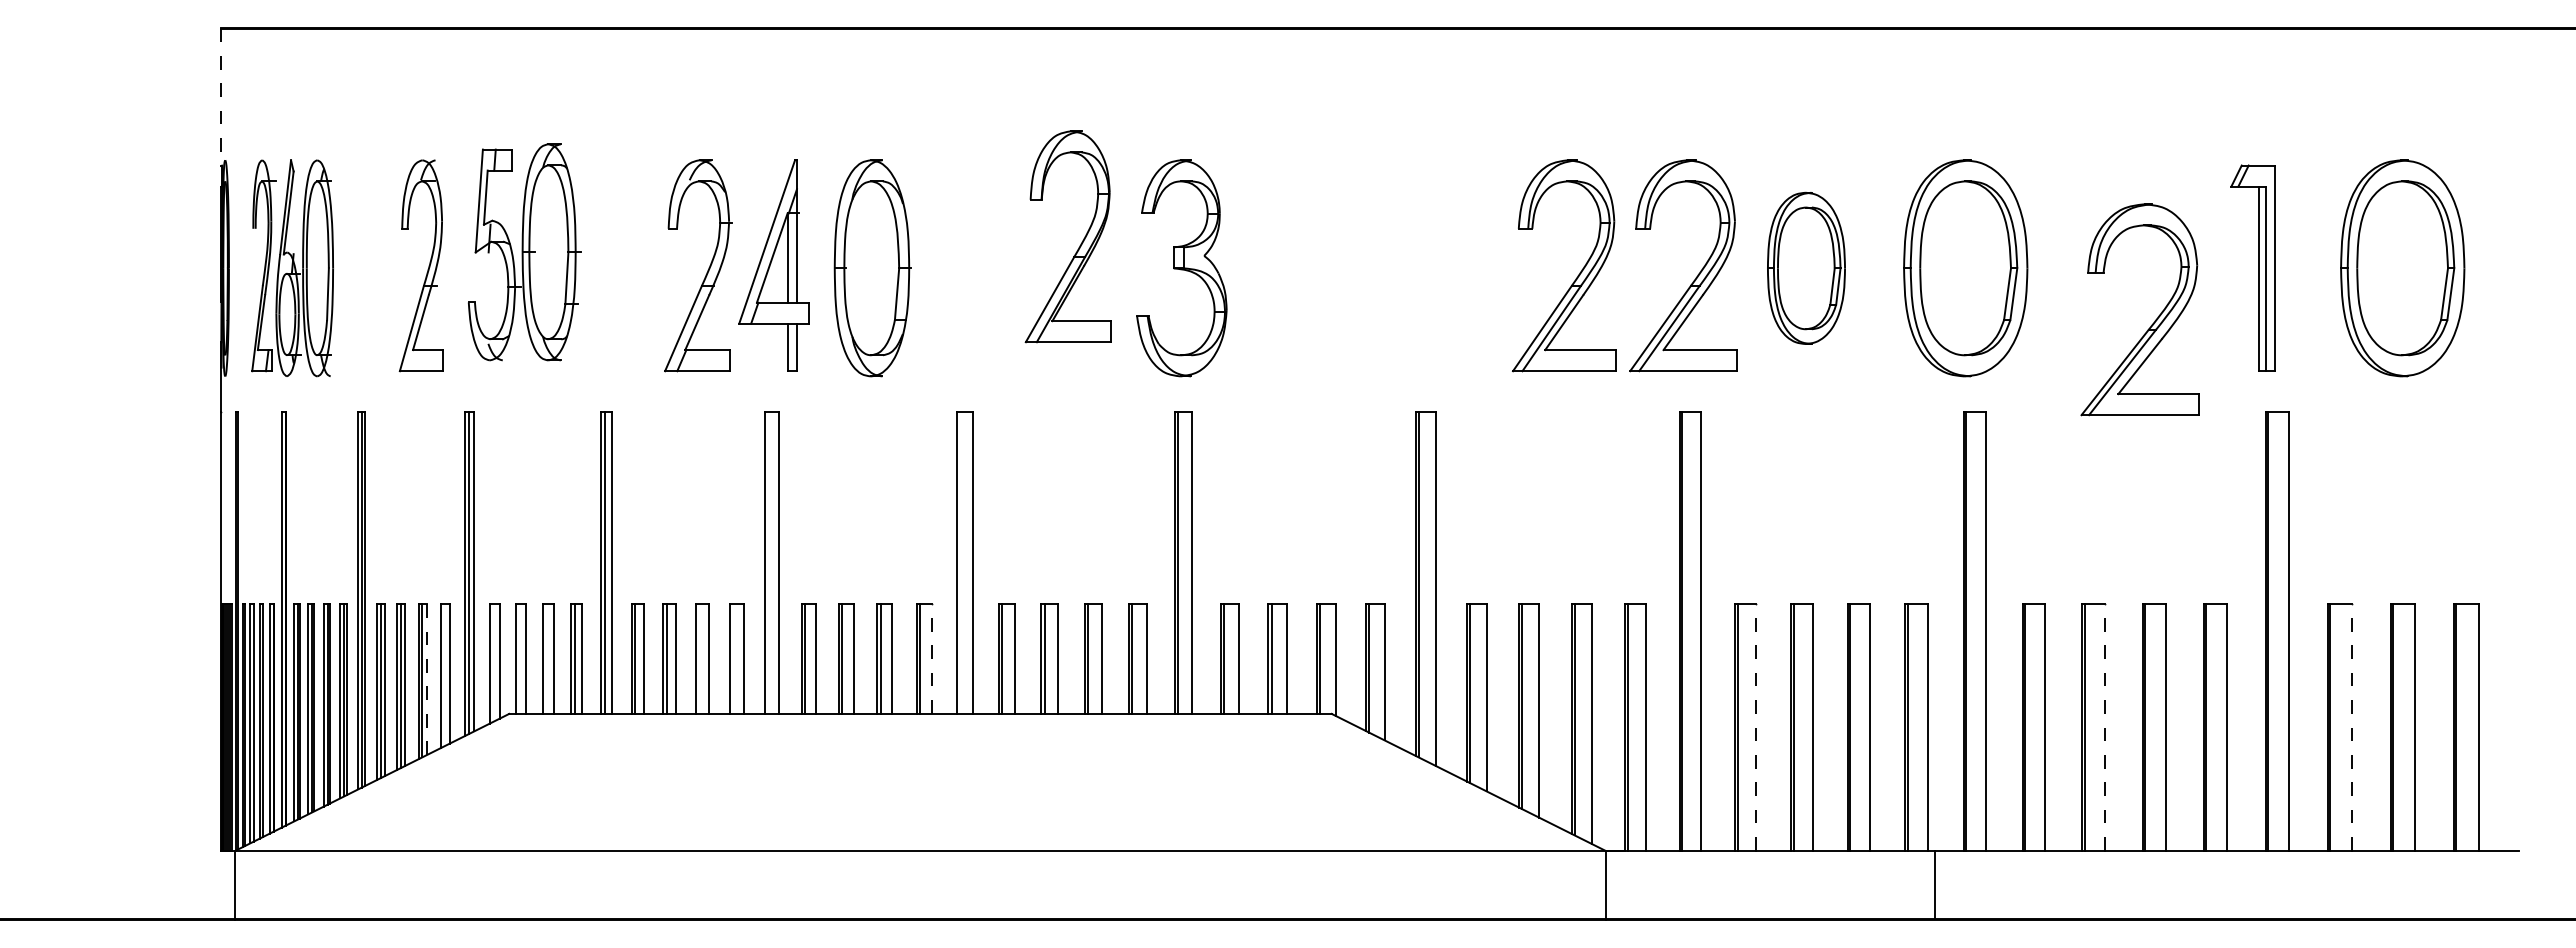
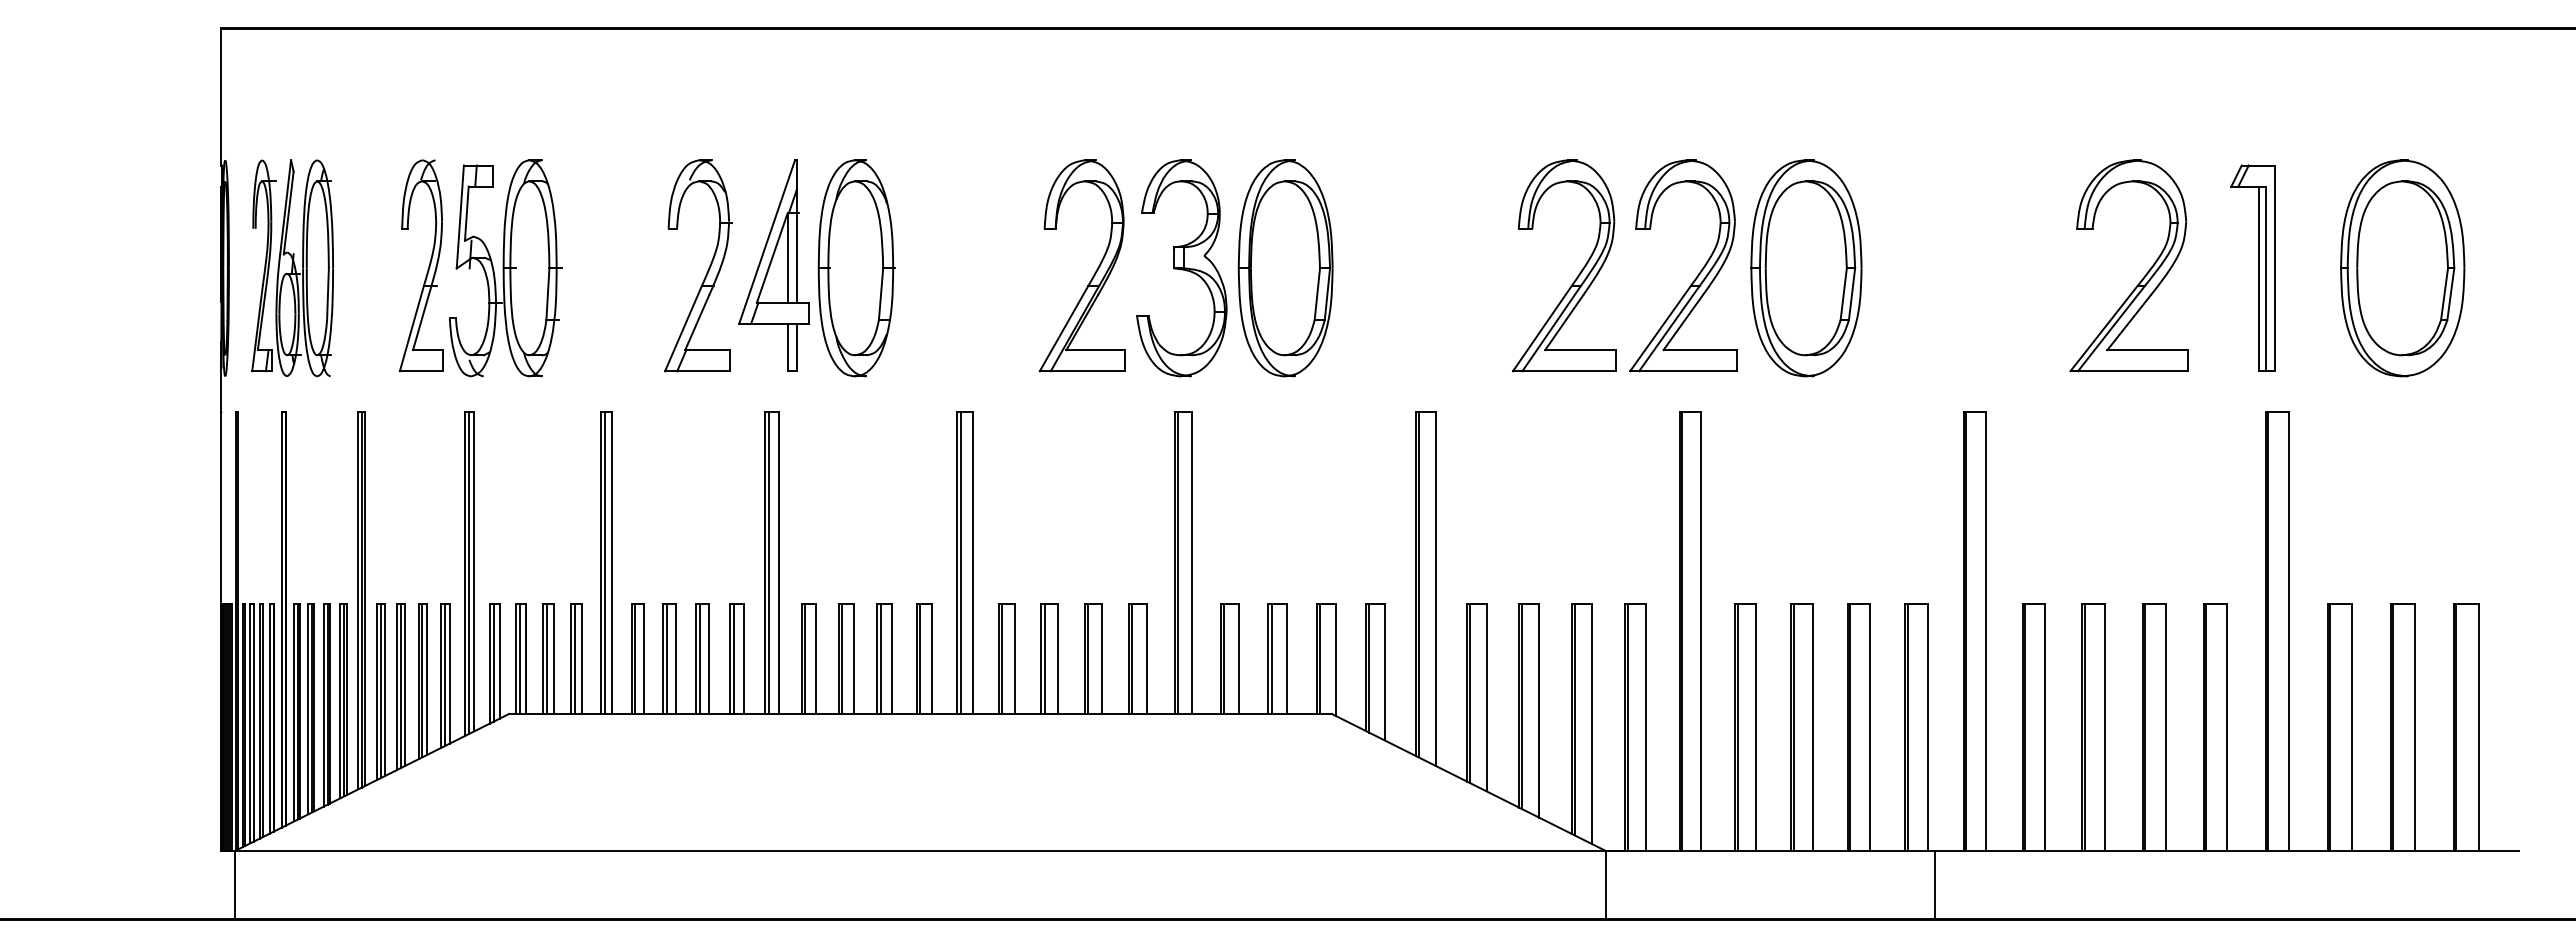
line: dashed -> solid (221, 97)
part position: (1080, 243) -> (1094, 272) (1094, 272)
part position: (524, 252) -> (505, 268) (505, 268)
part size: 79x154 px -> 113x219 px (1806, 268)
part position: (872, 268) -> (856, 268) (856, 268)
part: none -> present (1285, 268)
part: present -> none (1965, 268)
part position: (2154, 320) -> (2143, 276) (2143, 276)
line: none -> present (769, 562)
line: none -> present (960, 562)
line: none -> present (519, 658)
line: none -> present (546, 658)
line: none -> present (699, 658)
line: none -> present (733, 658)
line: dashed -> solid (932, 659)
line: none -> present (493, 662)
line: none -> present (444, 674)
line: dashed -> solid (426, 679)
line: dashed -> solid (1756, 727)
line: dashed -> solid (2105, 727)
line: dashed -> solid (2351, 727)
